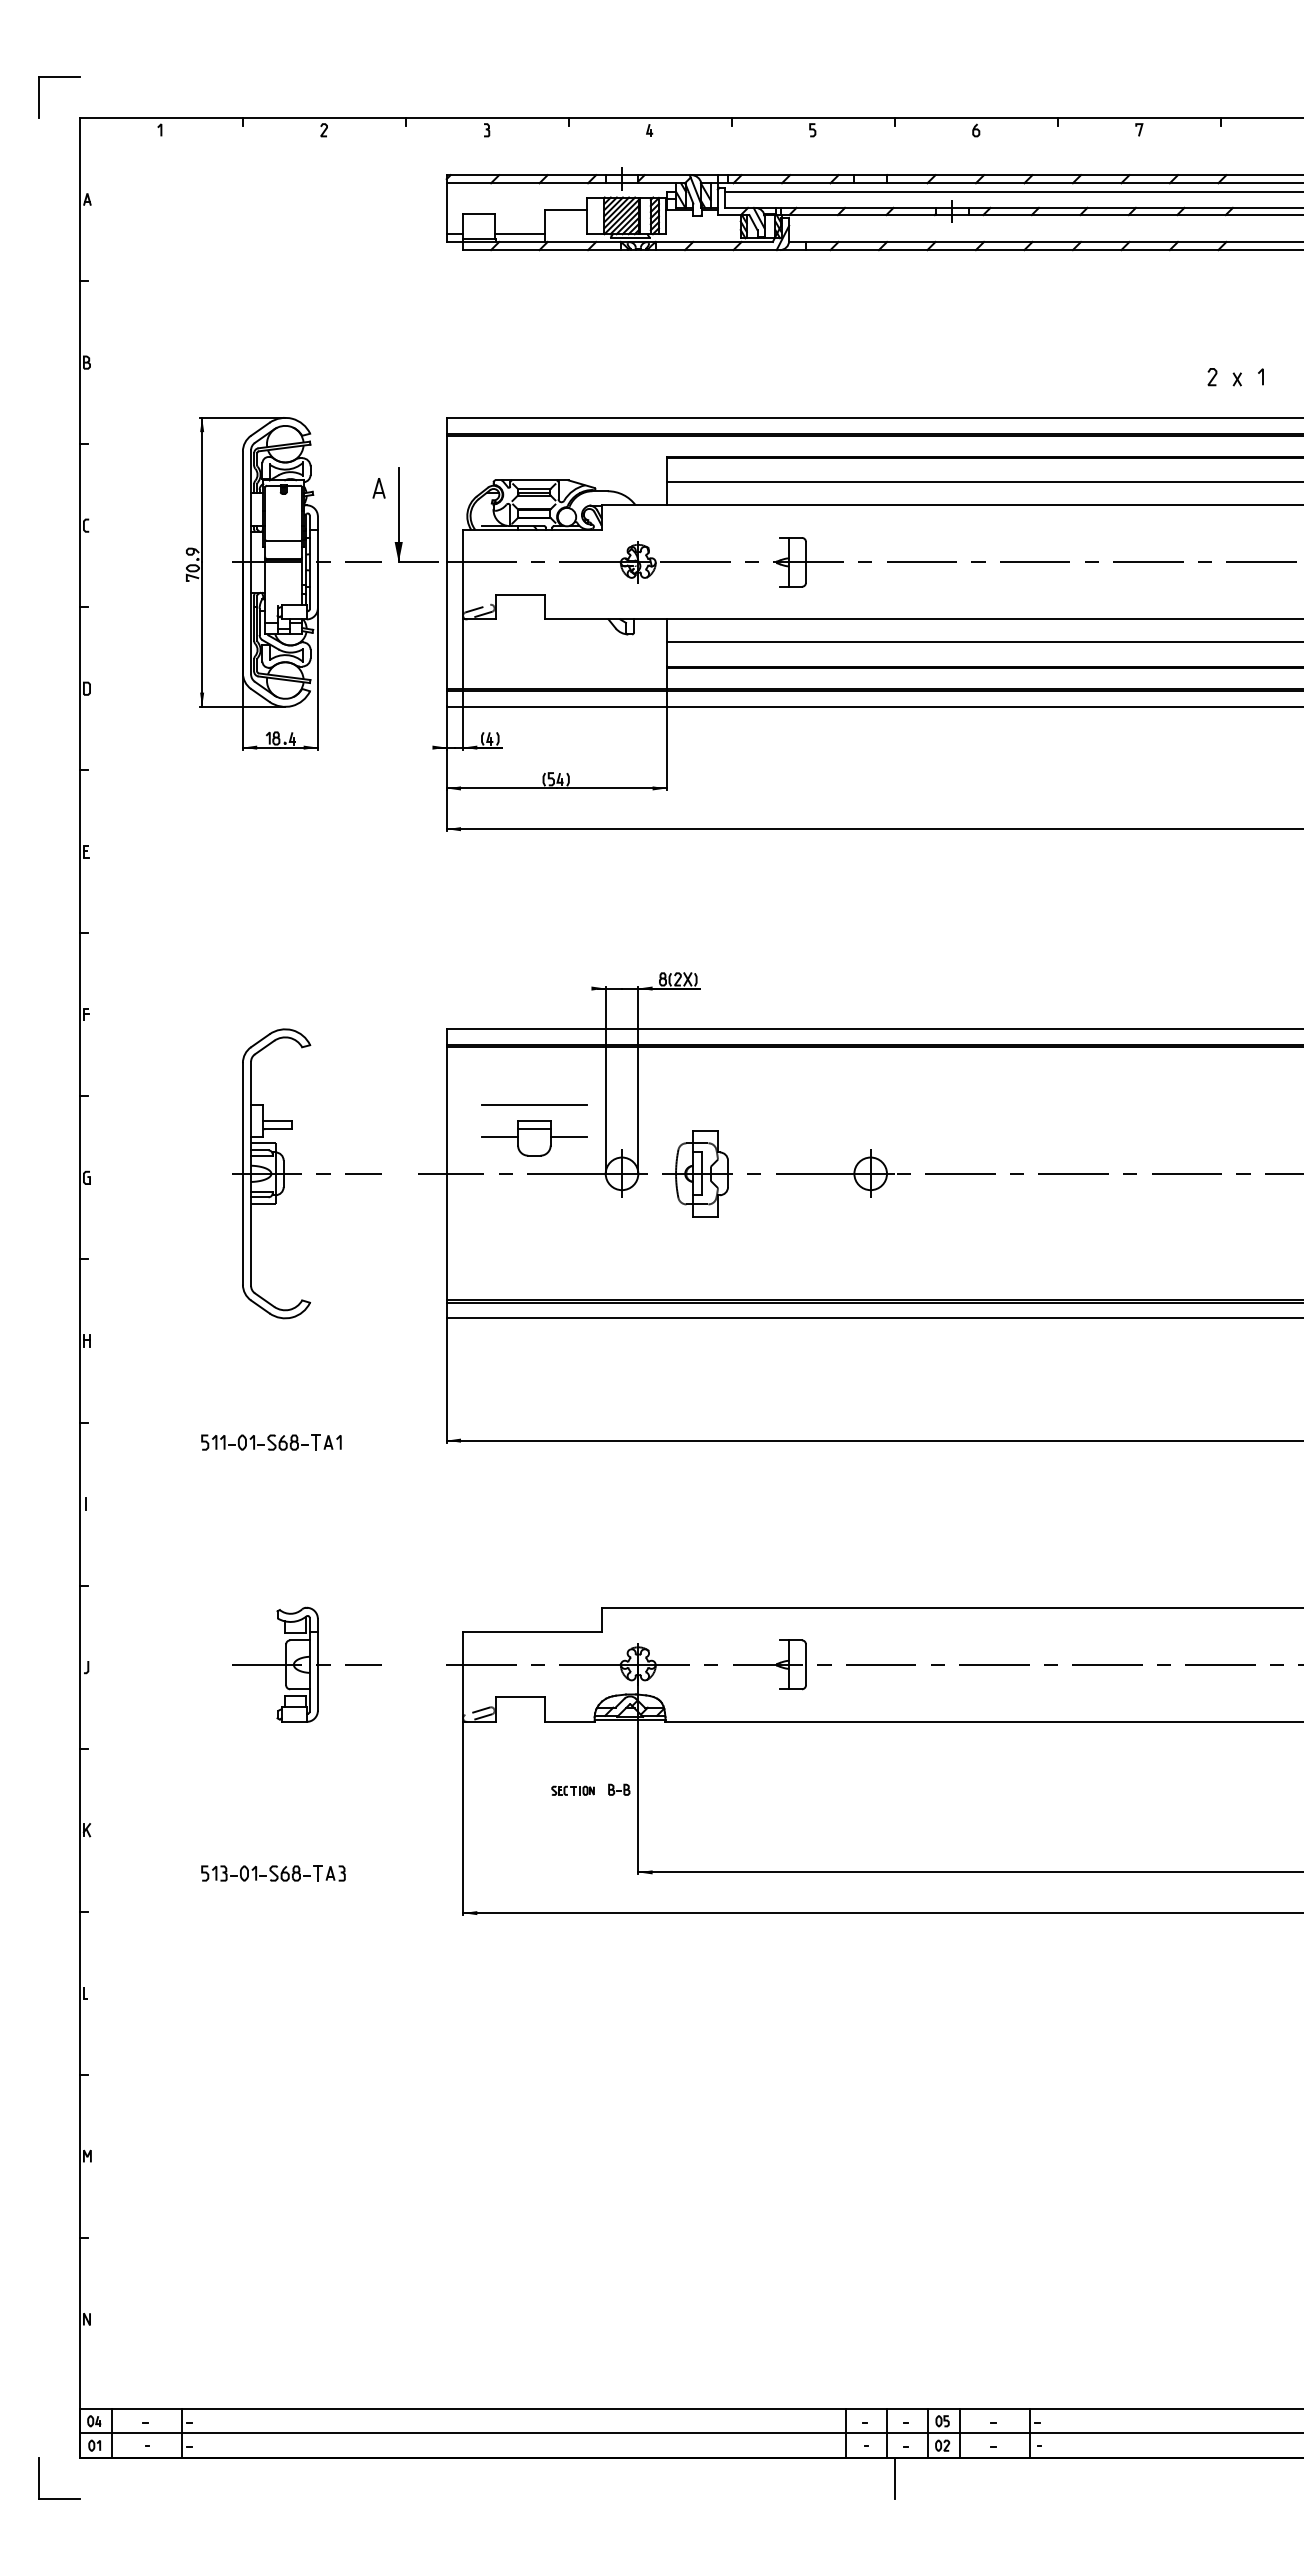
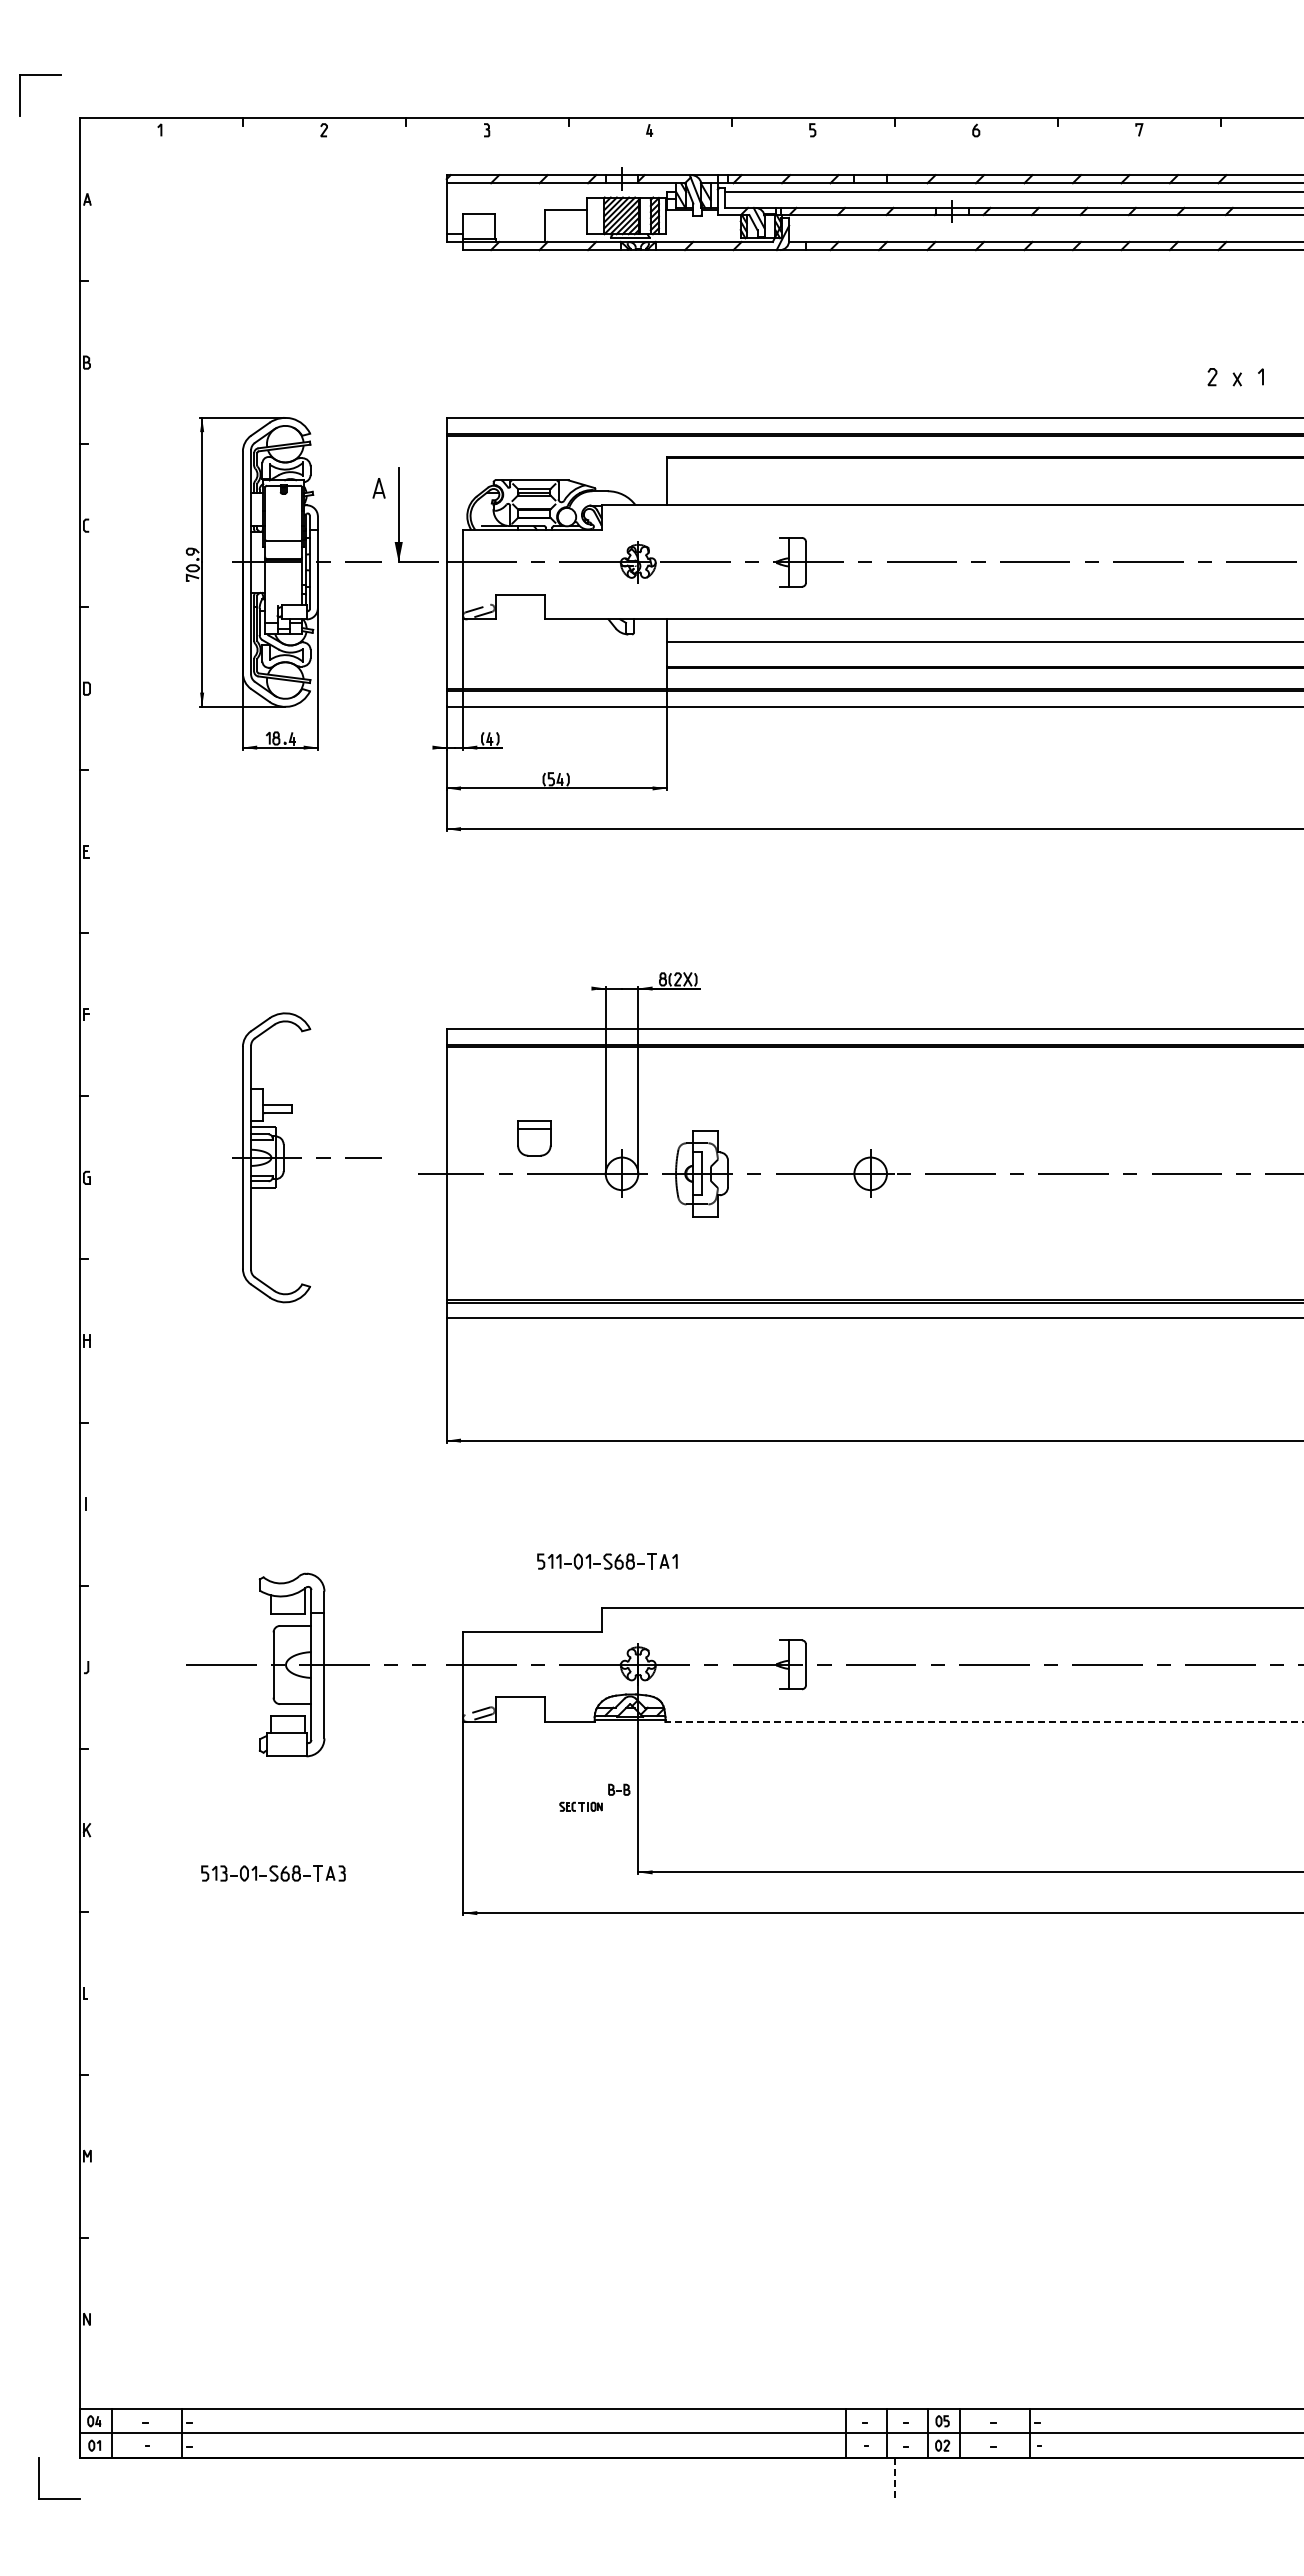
part position: (59, 77) -> (40, 75) (40, 75)
line: present -> none (519, 234)
line: present -> none (983, 482)
line: present -> none (534, 1104)
line: present -> none (500, 1137)
line: present -> none (568, 1137)
part position: (306, 1173) -> (306, 1157) (306, 1157)
part position: (271, 1442) -> (607, 1561) (607, 1561)
part size: 150x117 px -> 240x186 px (305, 1664)
line: solid -> dashed (984, 1721)
part position: (572, 1790) -> (580, 1806) (580, 1806)
line: solid -> dashed (895, 2478)
